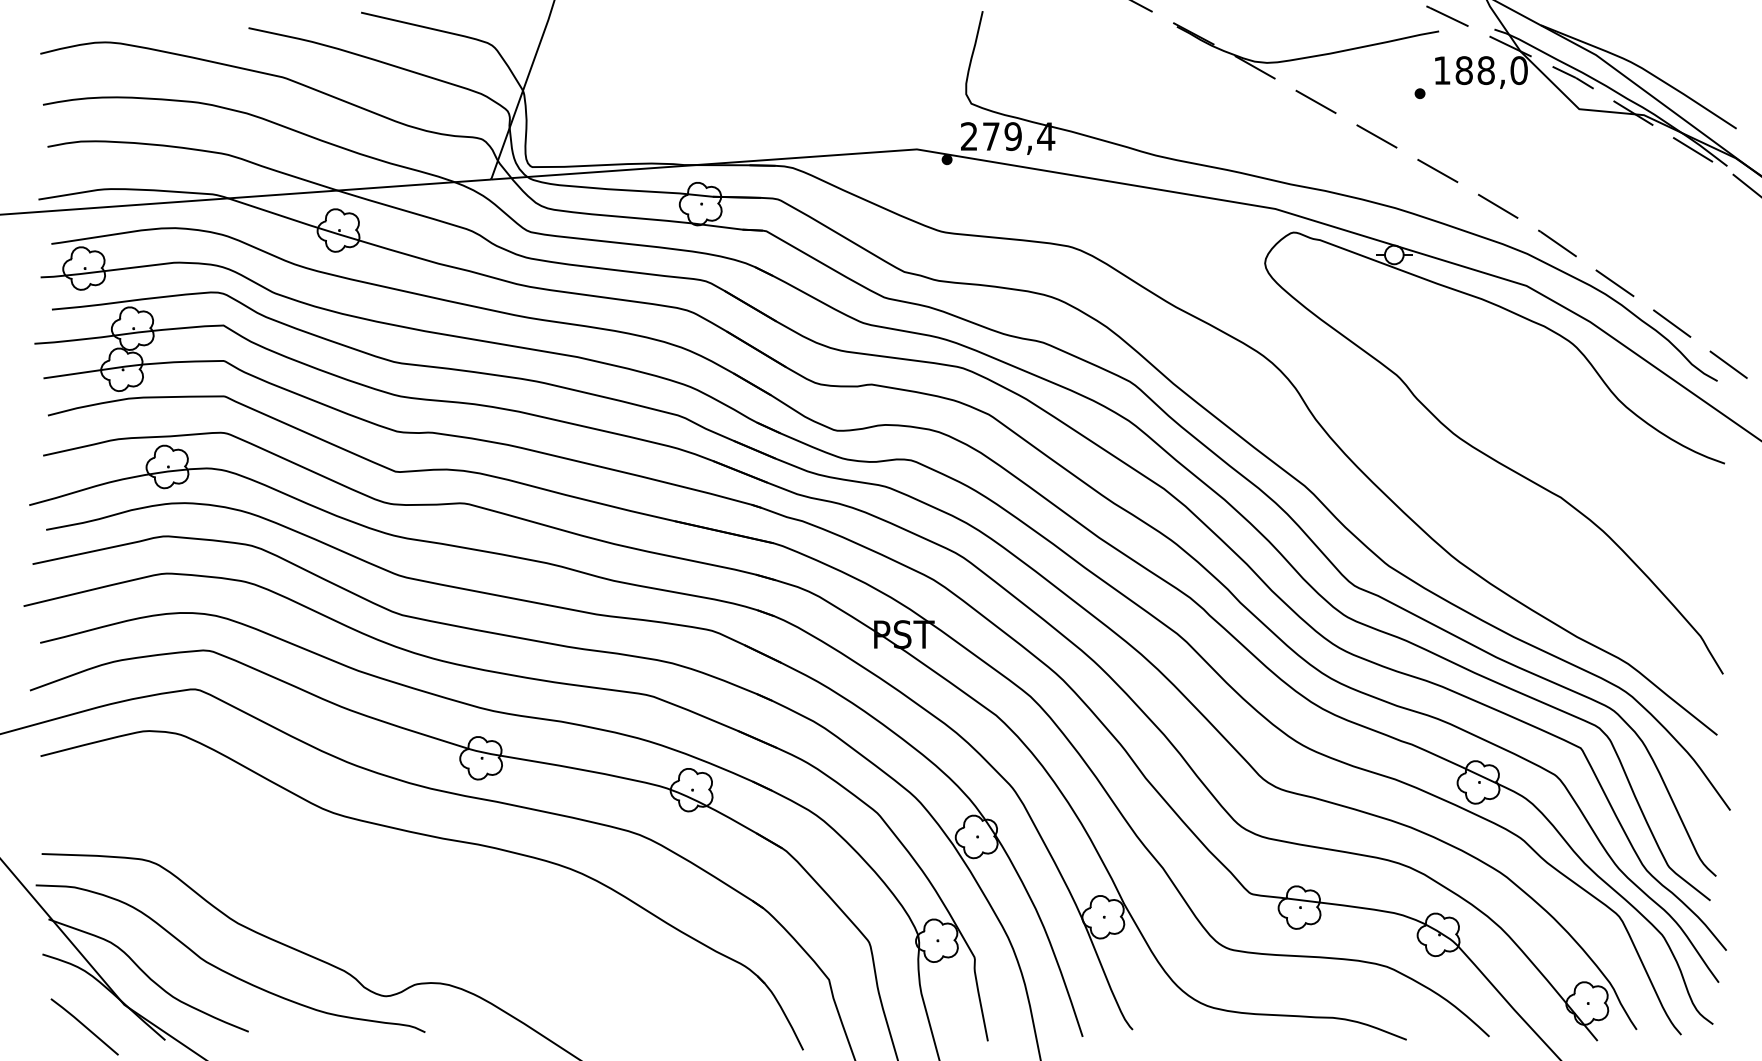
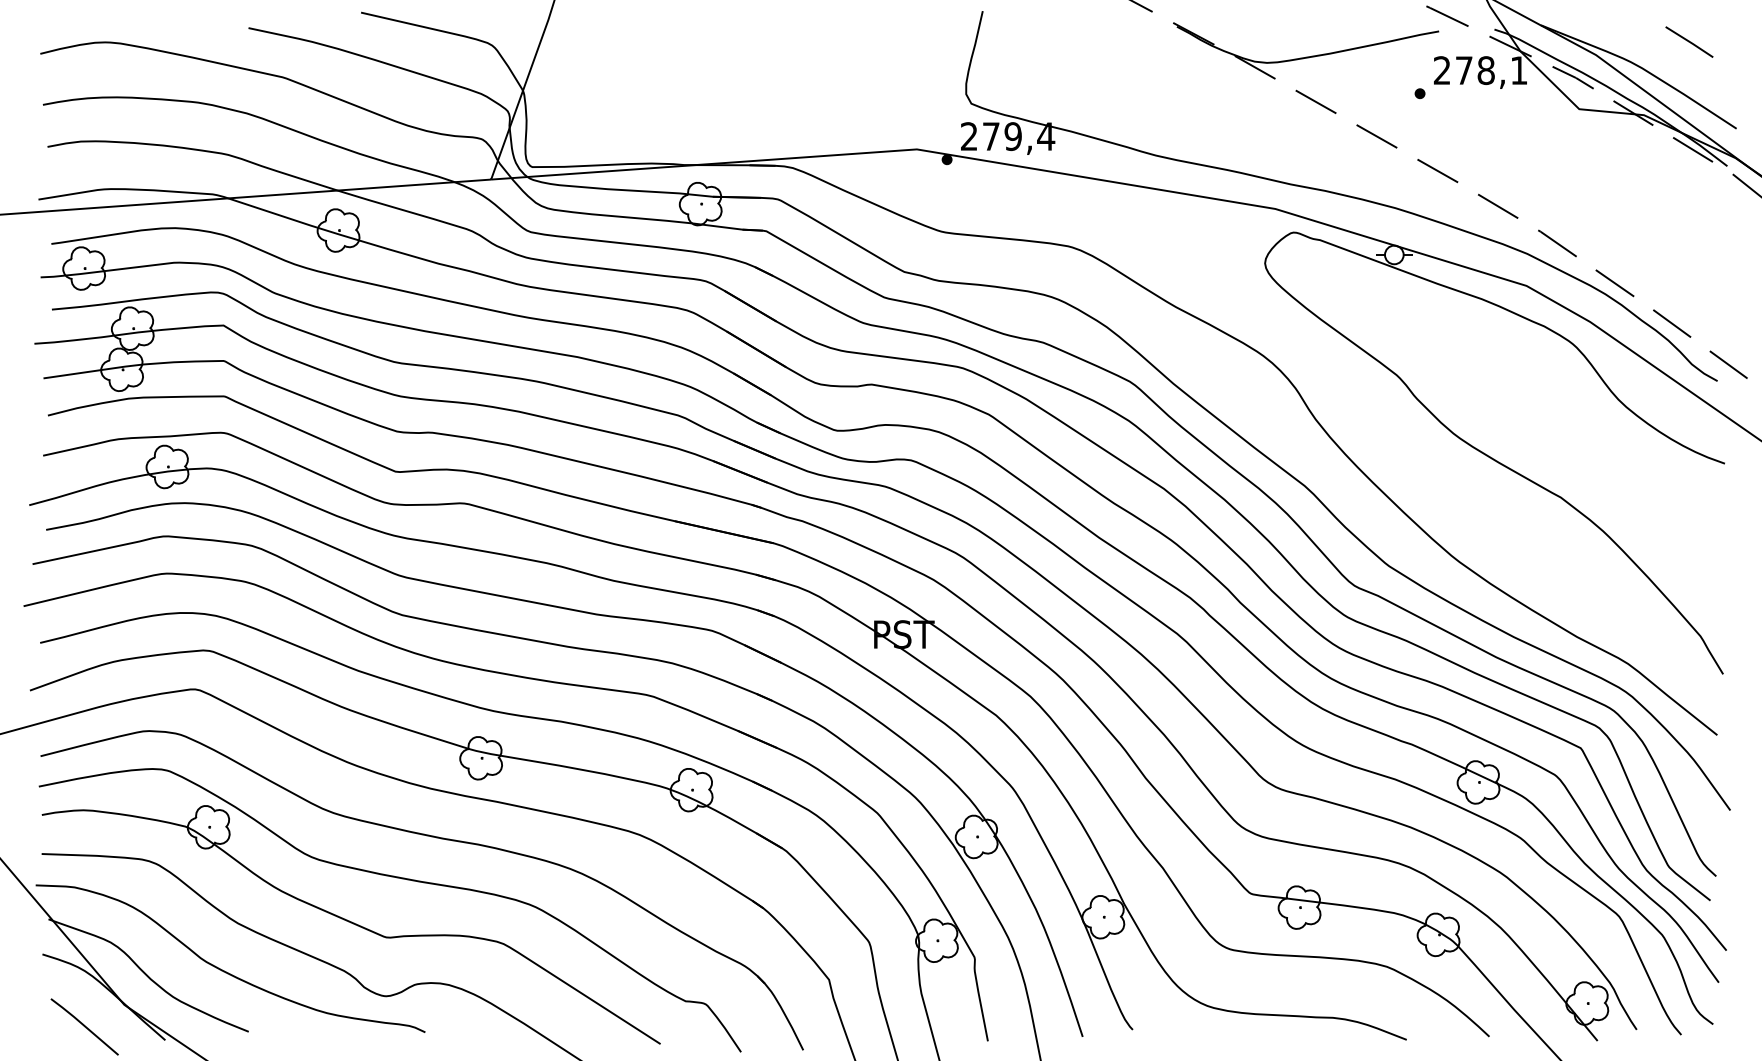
line: none -> present (1689, 41)
text: 188,0 -> 278,1 (1480, 70)
part: none -> present (377, 932)
